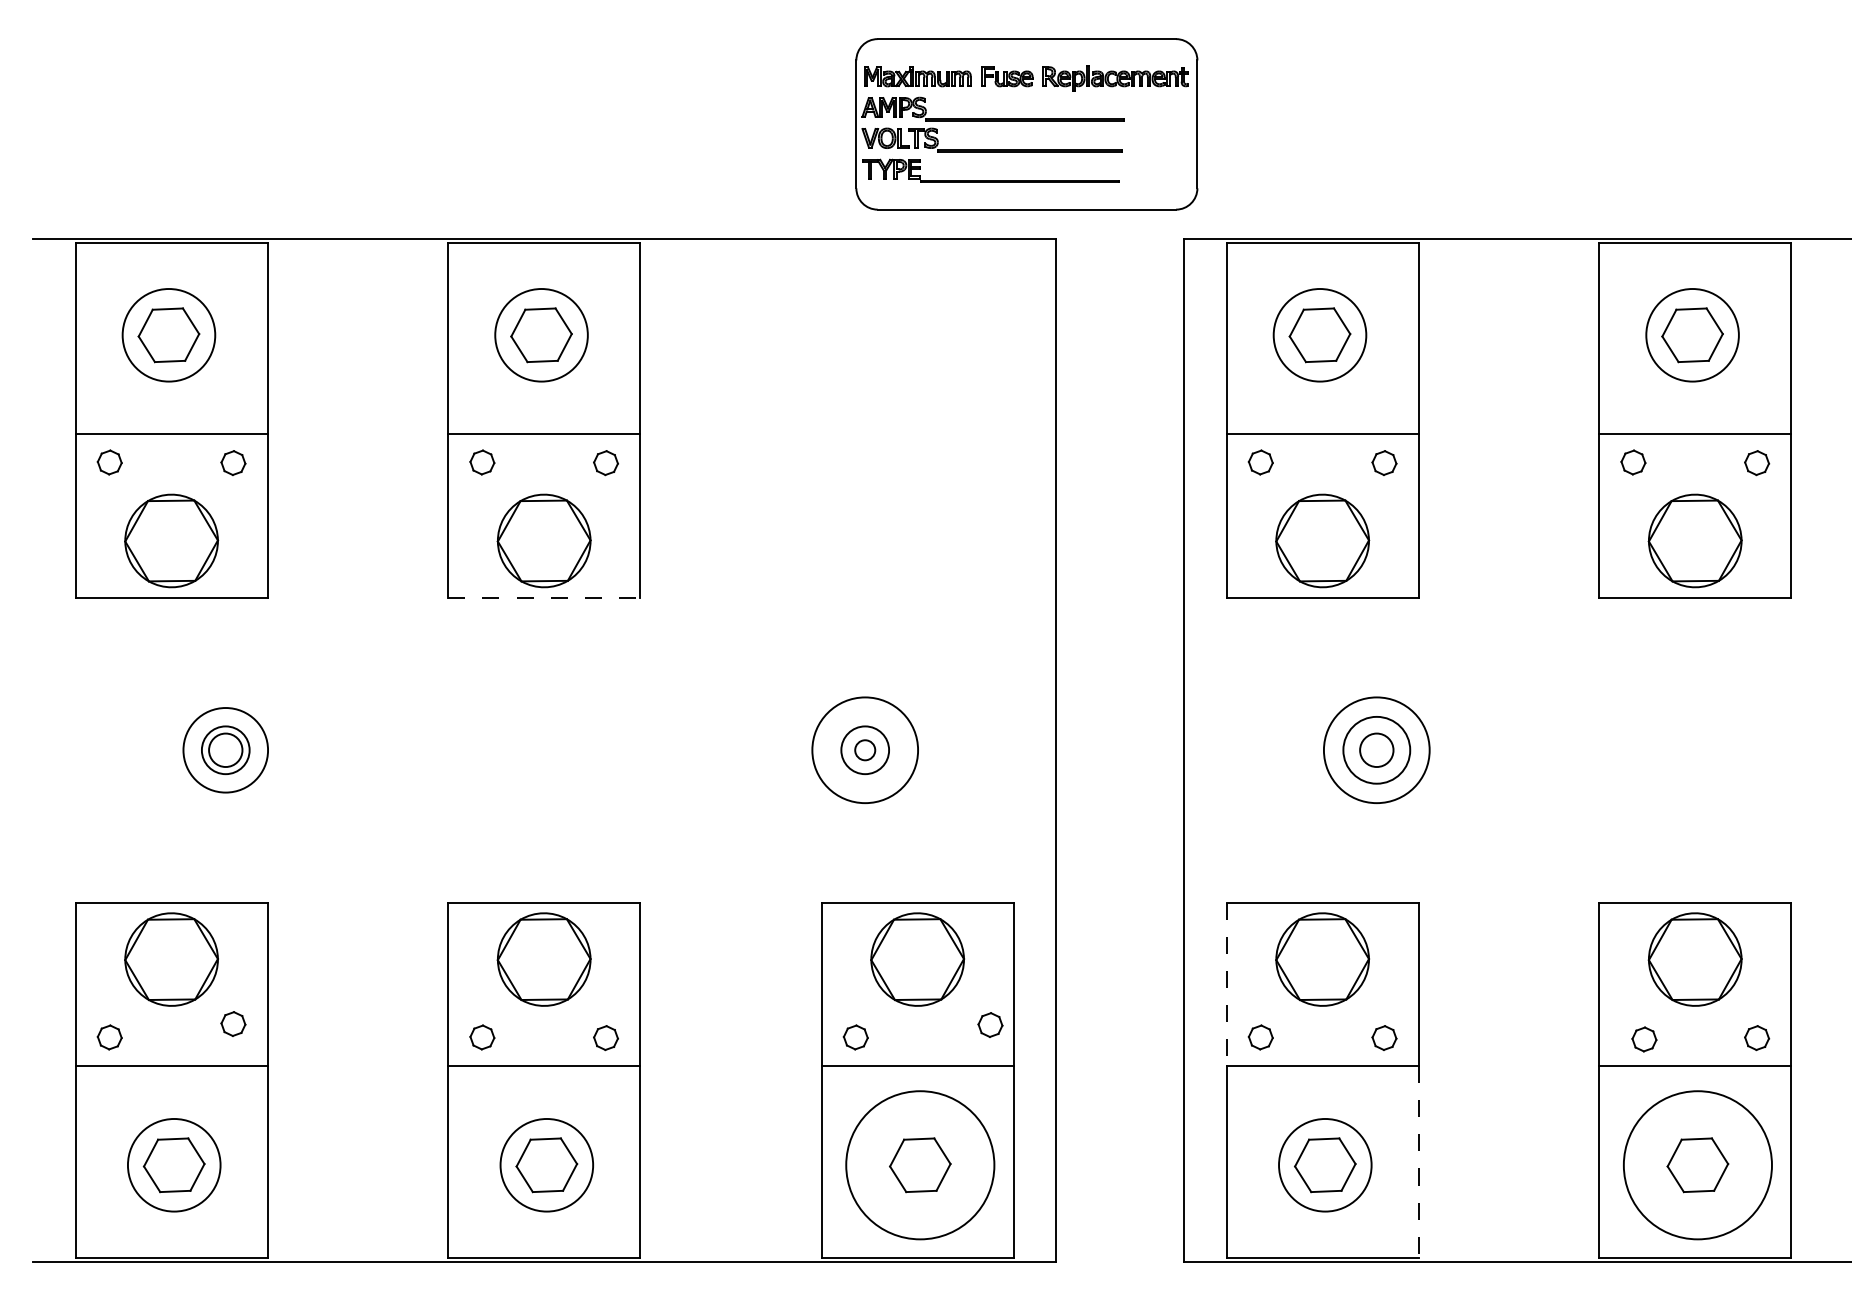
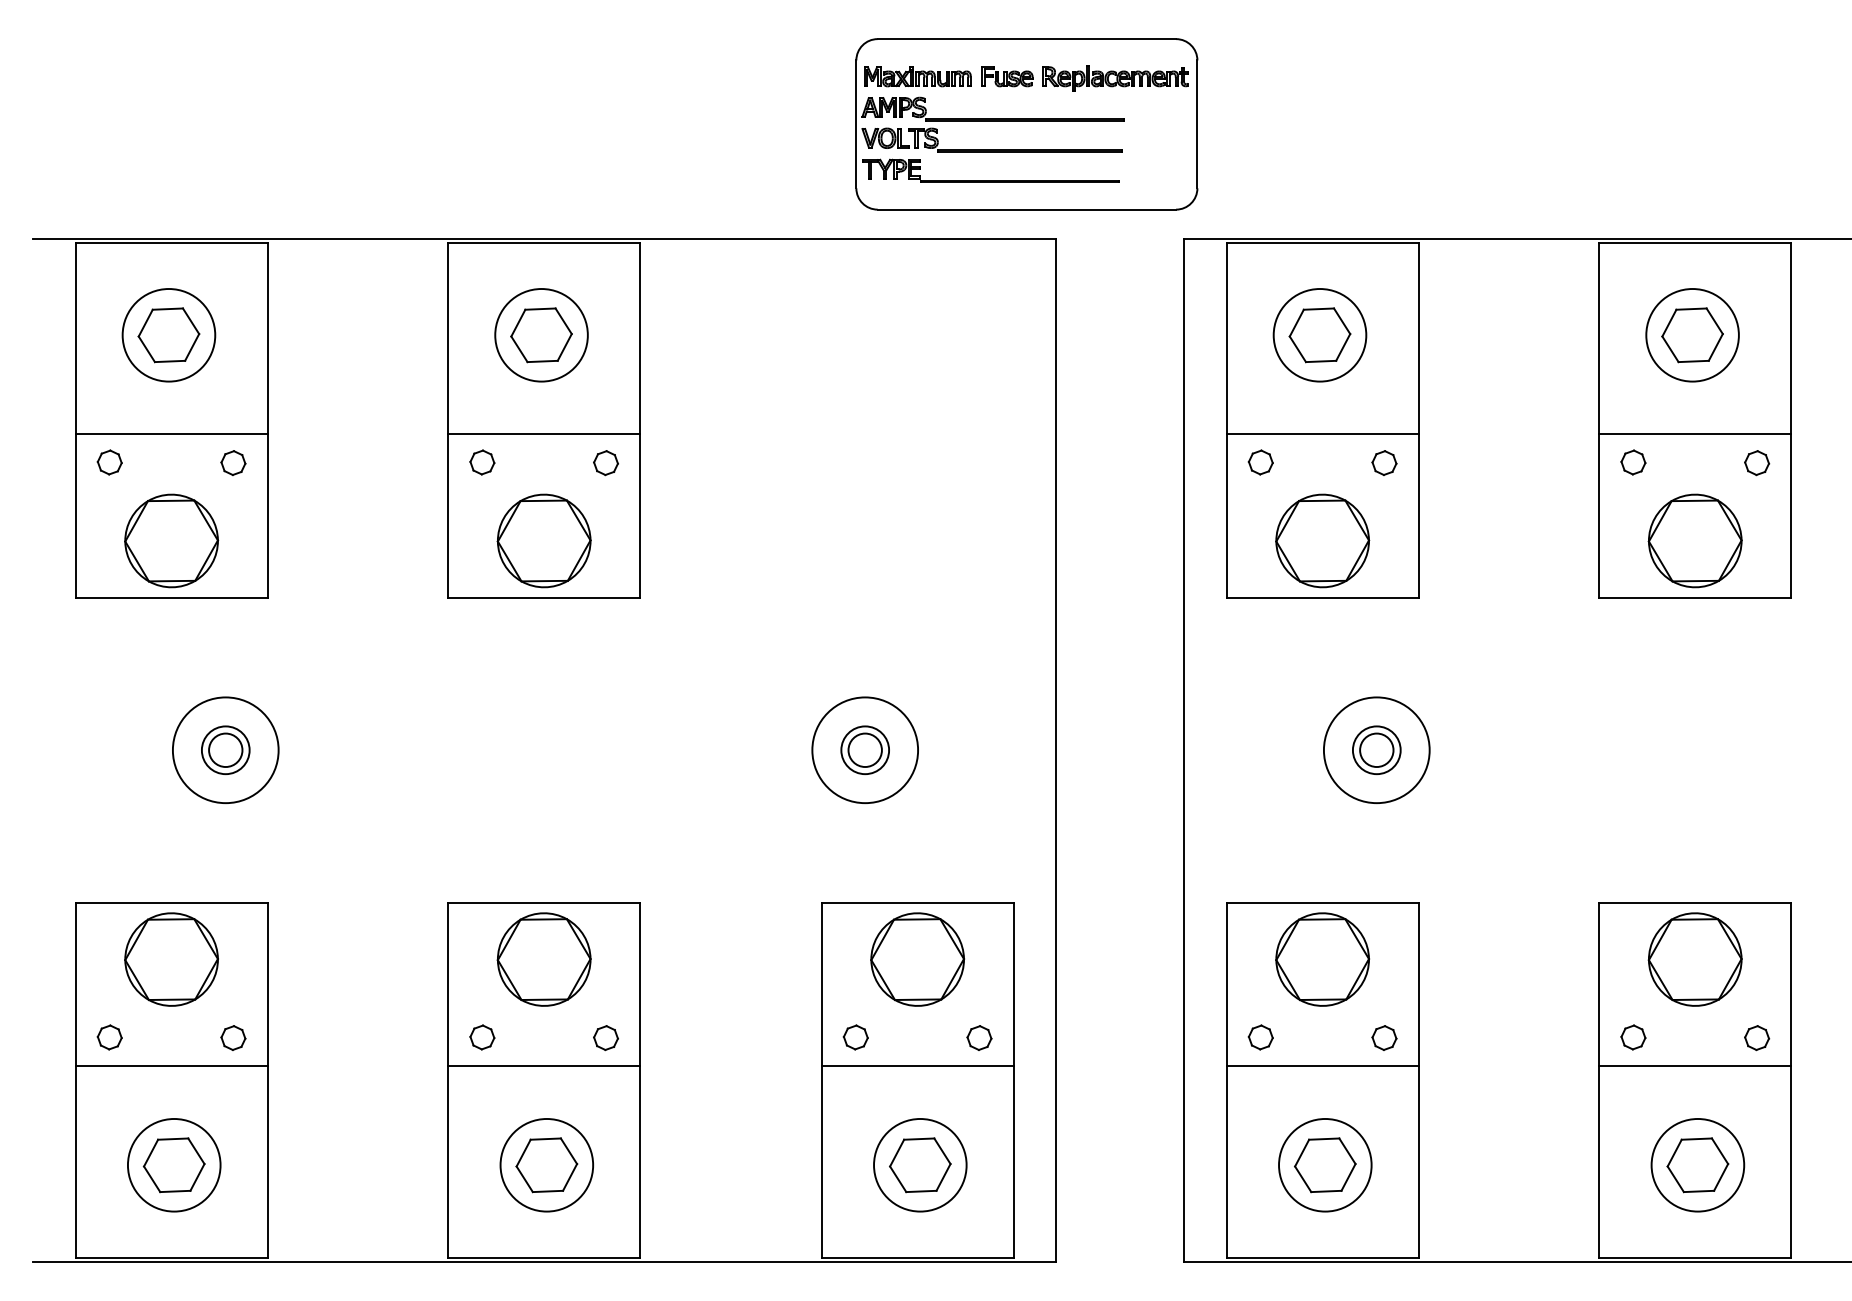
line: dashed -> solid (544, 597)
circle diameter: 67 px -> 48 px (1376, 750)
circle diameter: 85 px -> 106 px (225, 750)
circle diameter: 20 px -> 33 px (864, 750)
line: dashed -> solid (1226, 984)
part position: (233, 1023) -> (233, 1037) (233, 1037)
part position: (990, 1024) -> (979, 1037) (979, 1037)
part position: (1644, 1039) -> (1633, 1037) (1633, 1037)
line: dashed -> solid (1418, 1161)
circle diameter: 148 px -> 93 px (920, 1164)
circle diameter: 148 px -> 93 px (1697, 1164)
